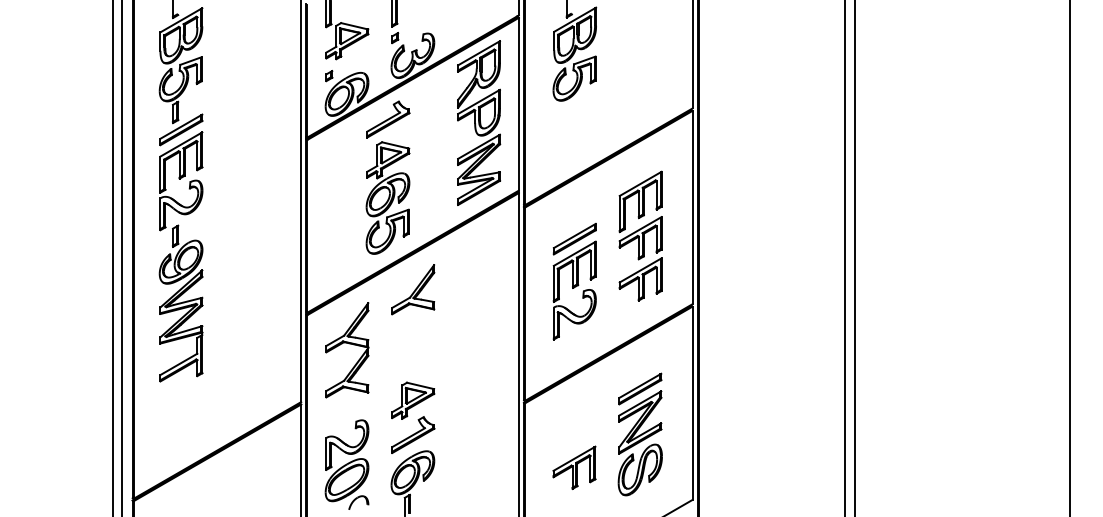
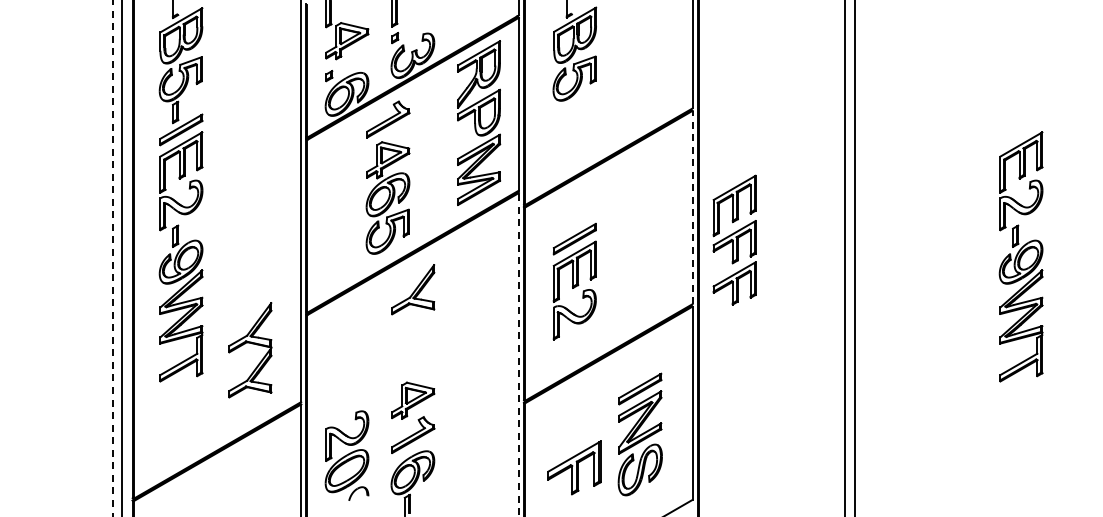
line: solid -> dashed (692, 207)
part position: (640, 235) -> (734, 239) (734, 239)
part: none -> present (1020, 256)
line: present -> none (1069, 257)
line: solid -> dashed (112, 258)
part position: (349, 344) -> (252, 344) (252, 344)
line: solid -> dashed (518, 354)
part position: (346, 464) -> (346, 455) (346, 455)
part size: 45x45 px -> 55x56 px (574, 467)
